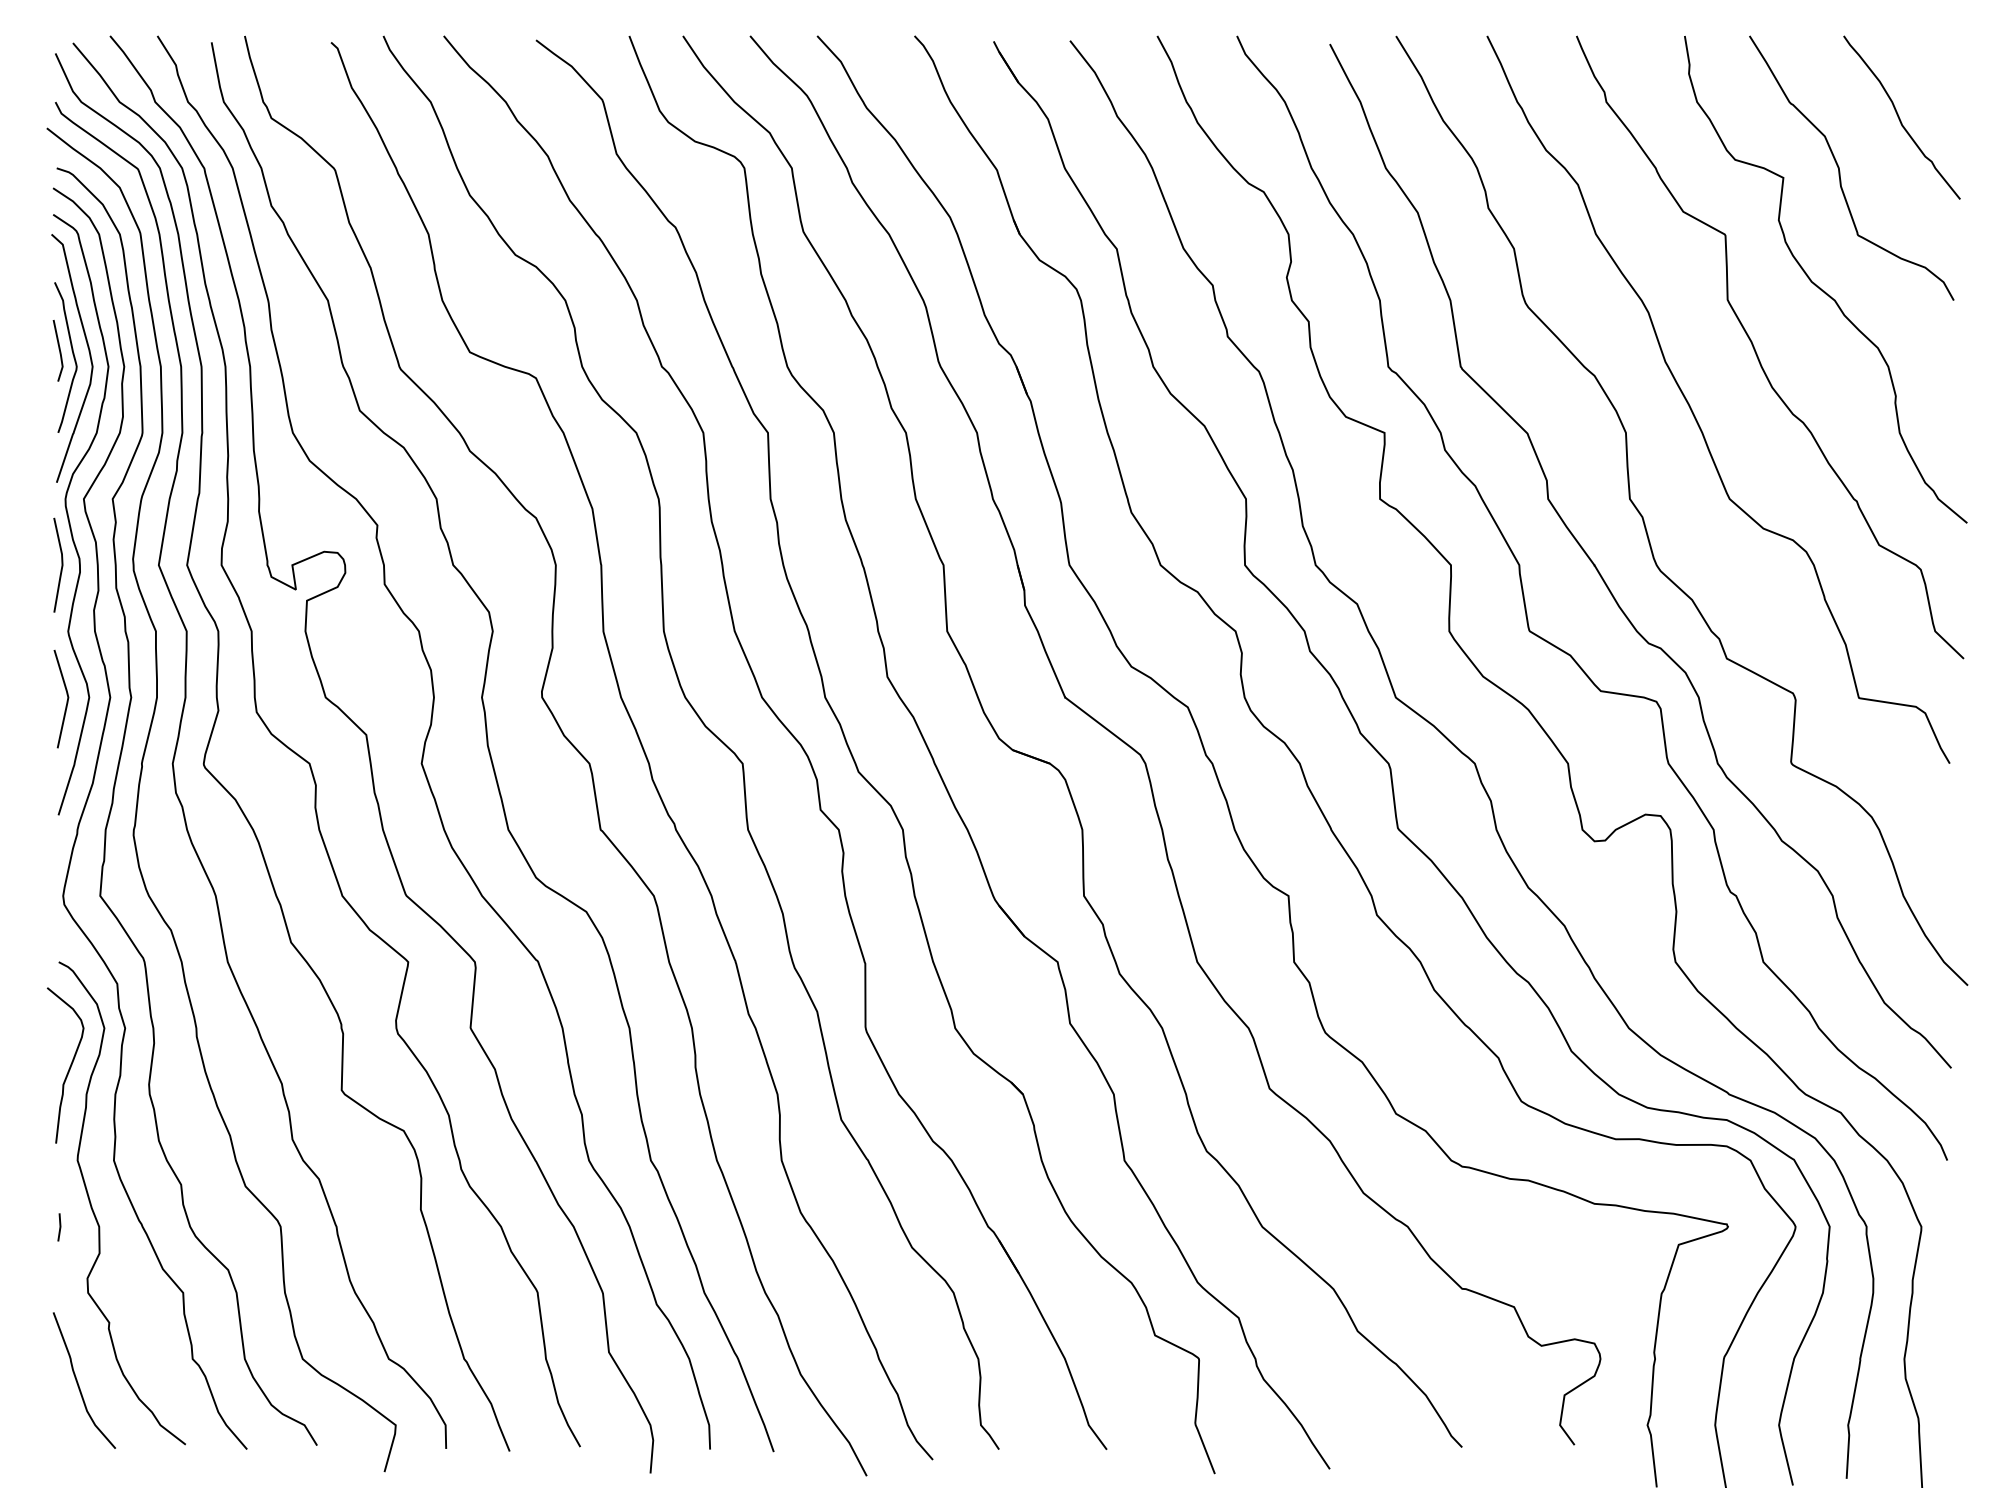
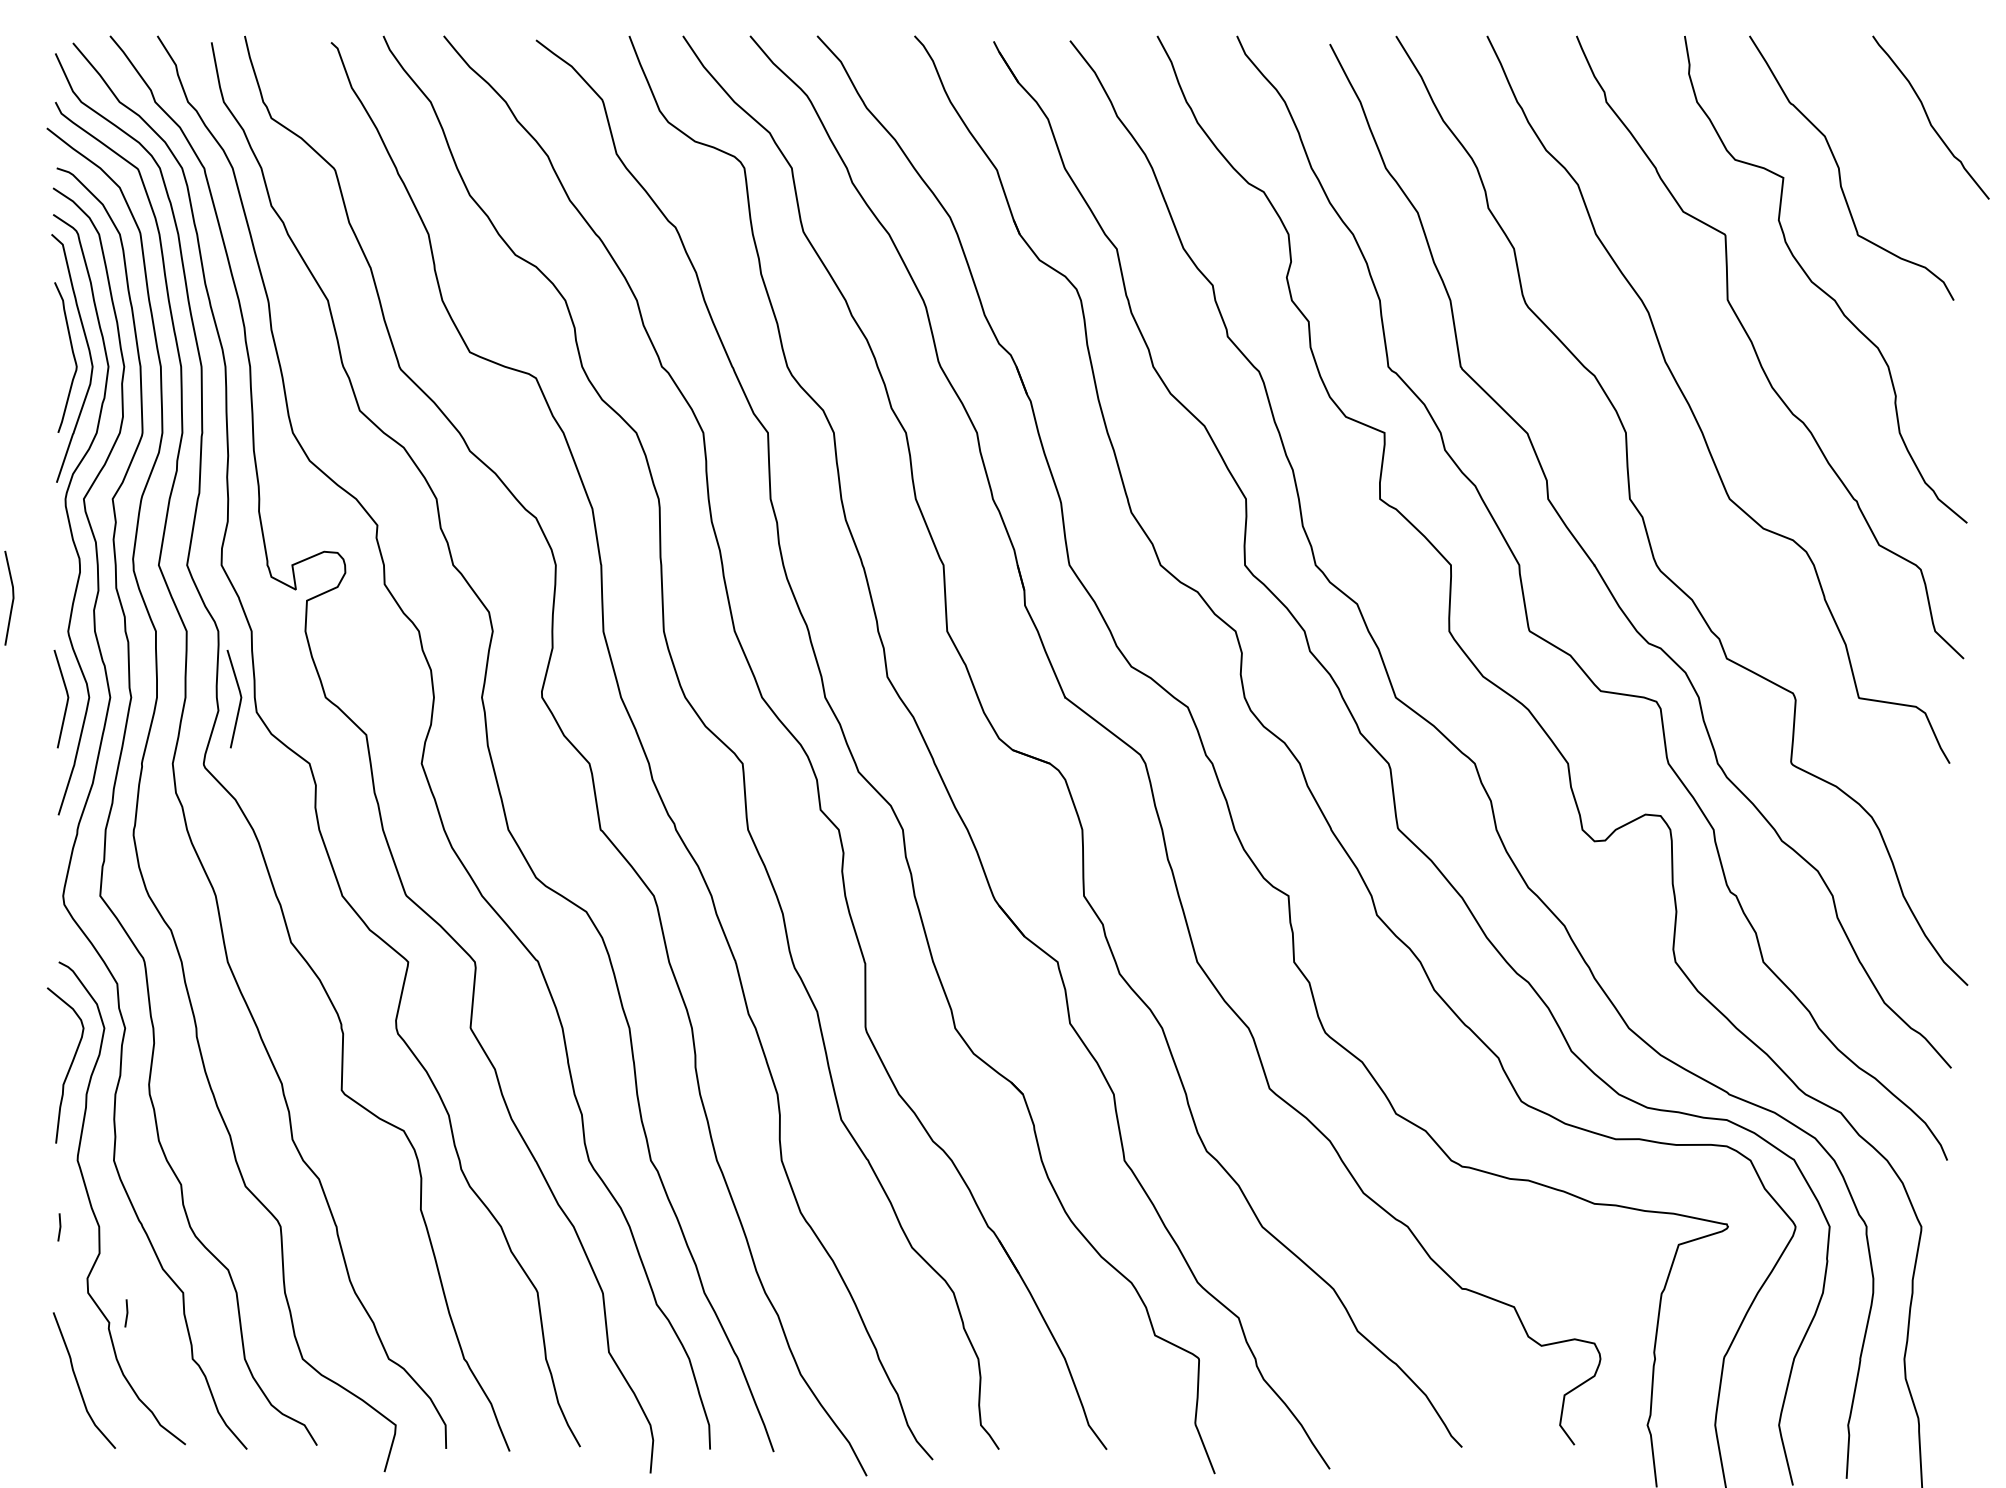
curve position: (1900, 118) -> (1929, 118) (1929, 118)
line: present -> none (58, 349)
line position: (61, 564) -> (12, 597) (12, 597)
line: none -> present (239, 700)
line: none -> present (126, 1313)
